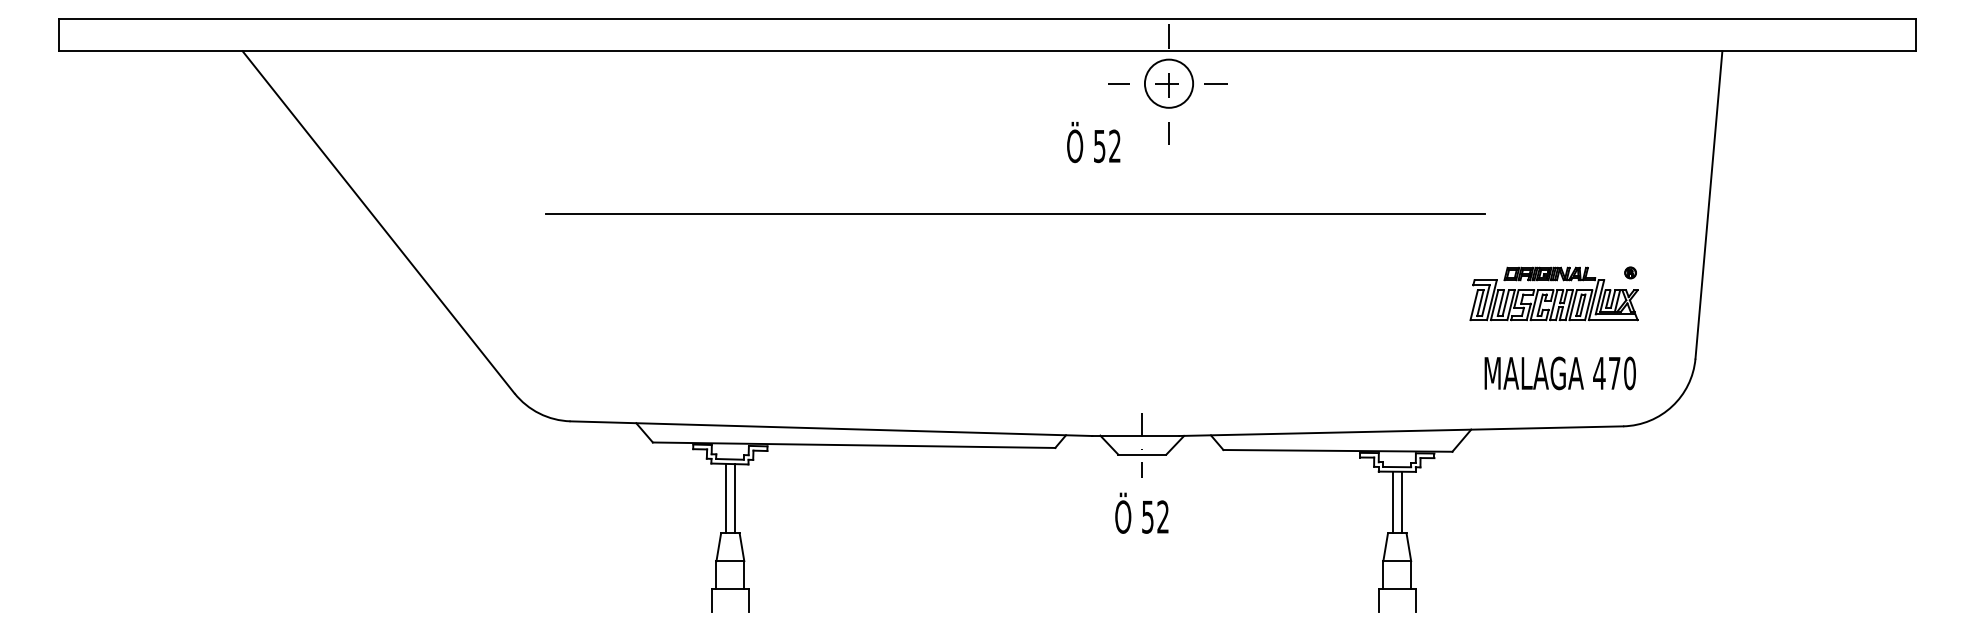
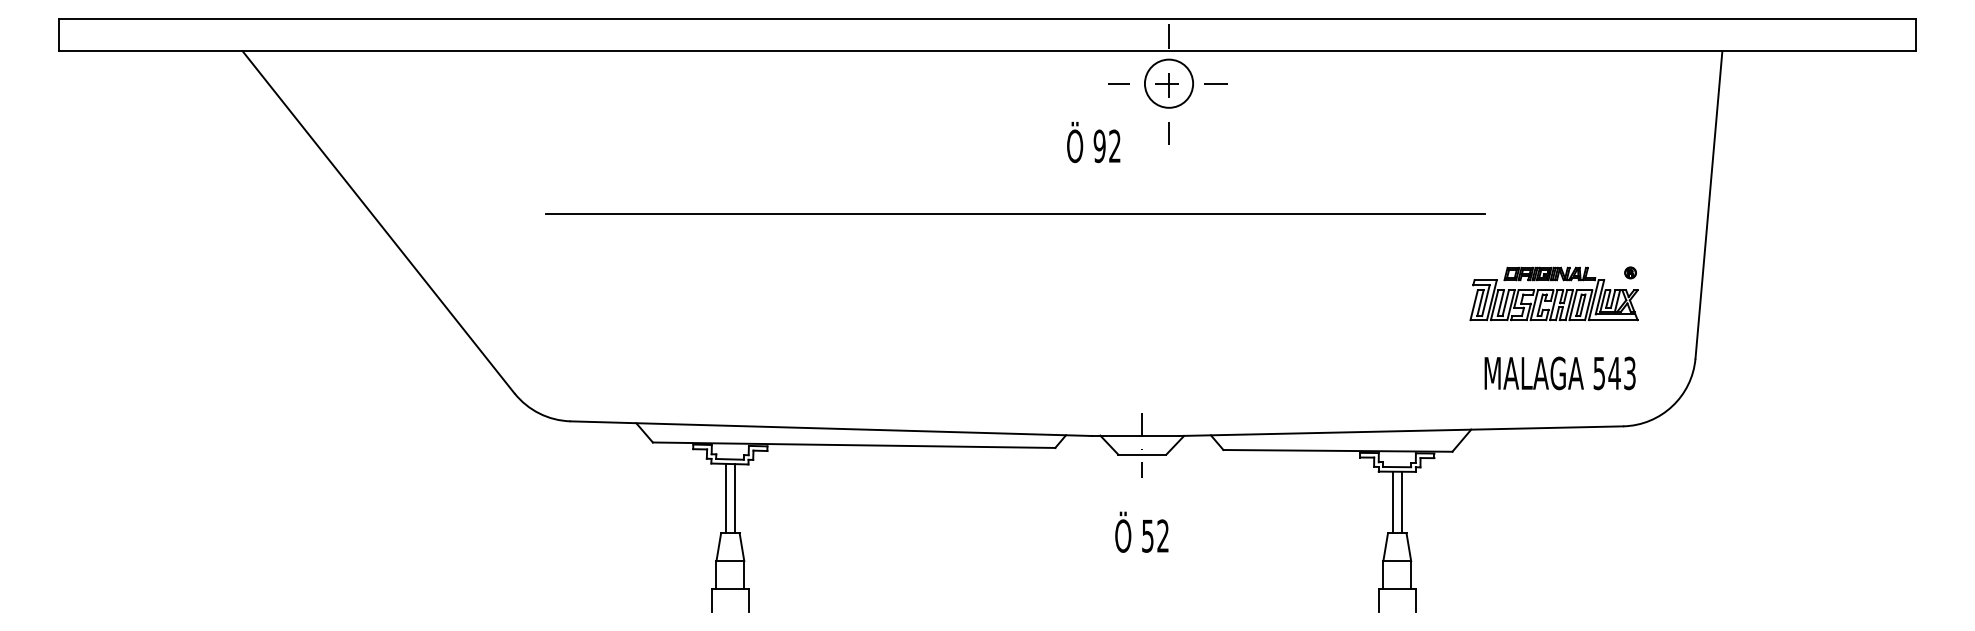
text: 52 -> 92 (1099, 145)
text: 470 -> 543 (1614, 373)
text position: (1141, 512) -> (1141, 531) (1141, 531)
